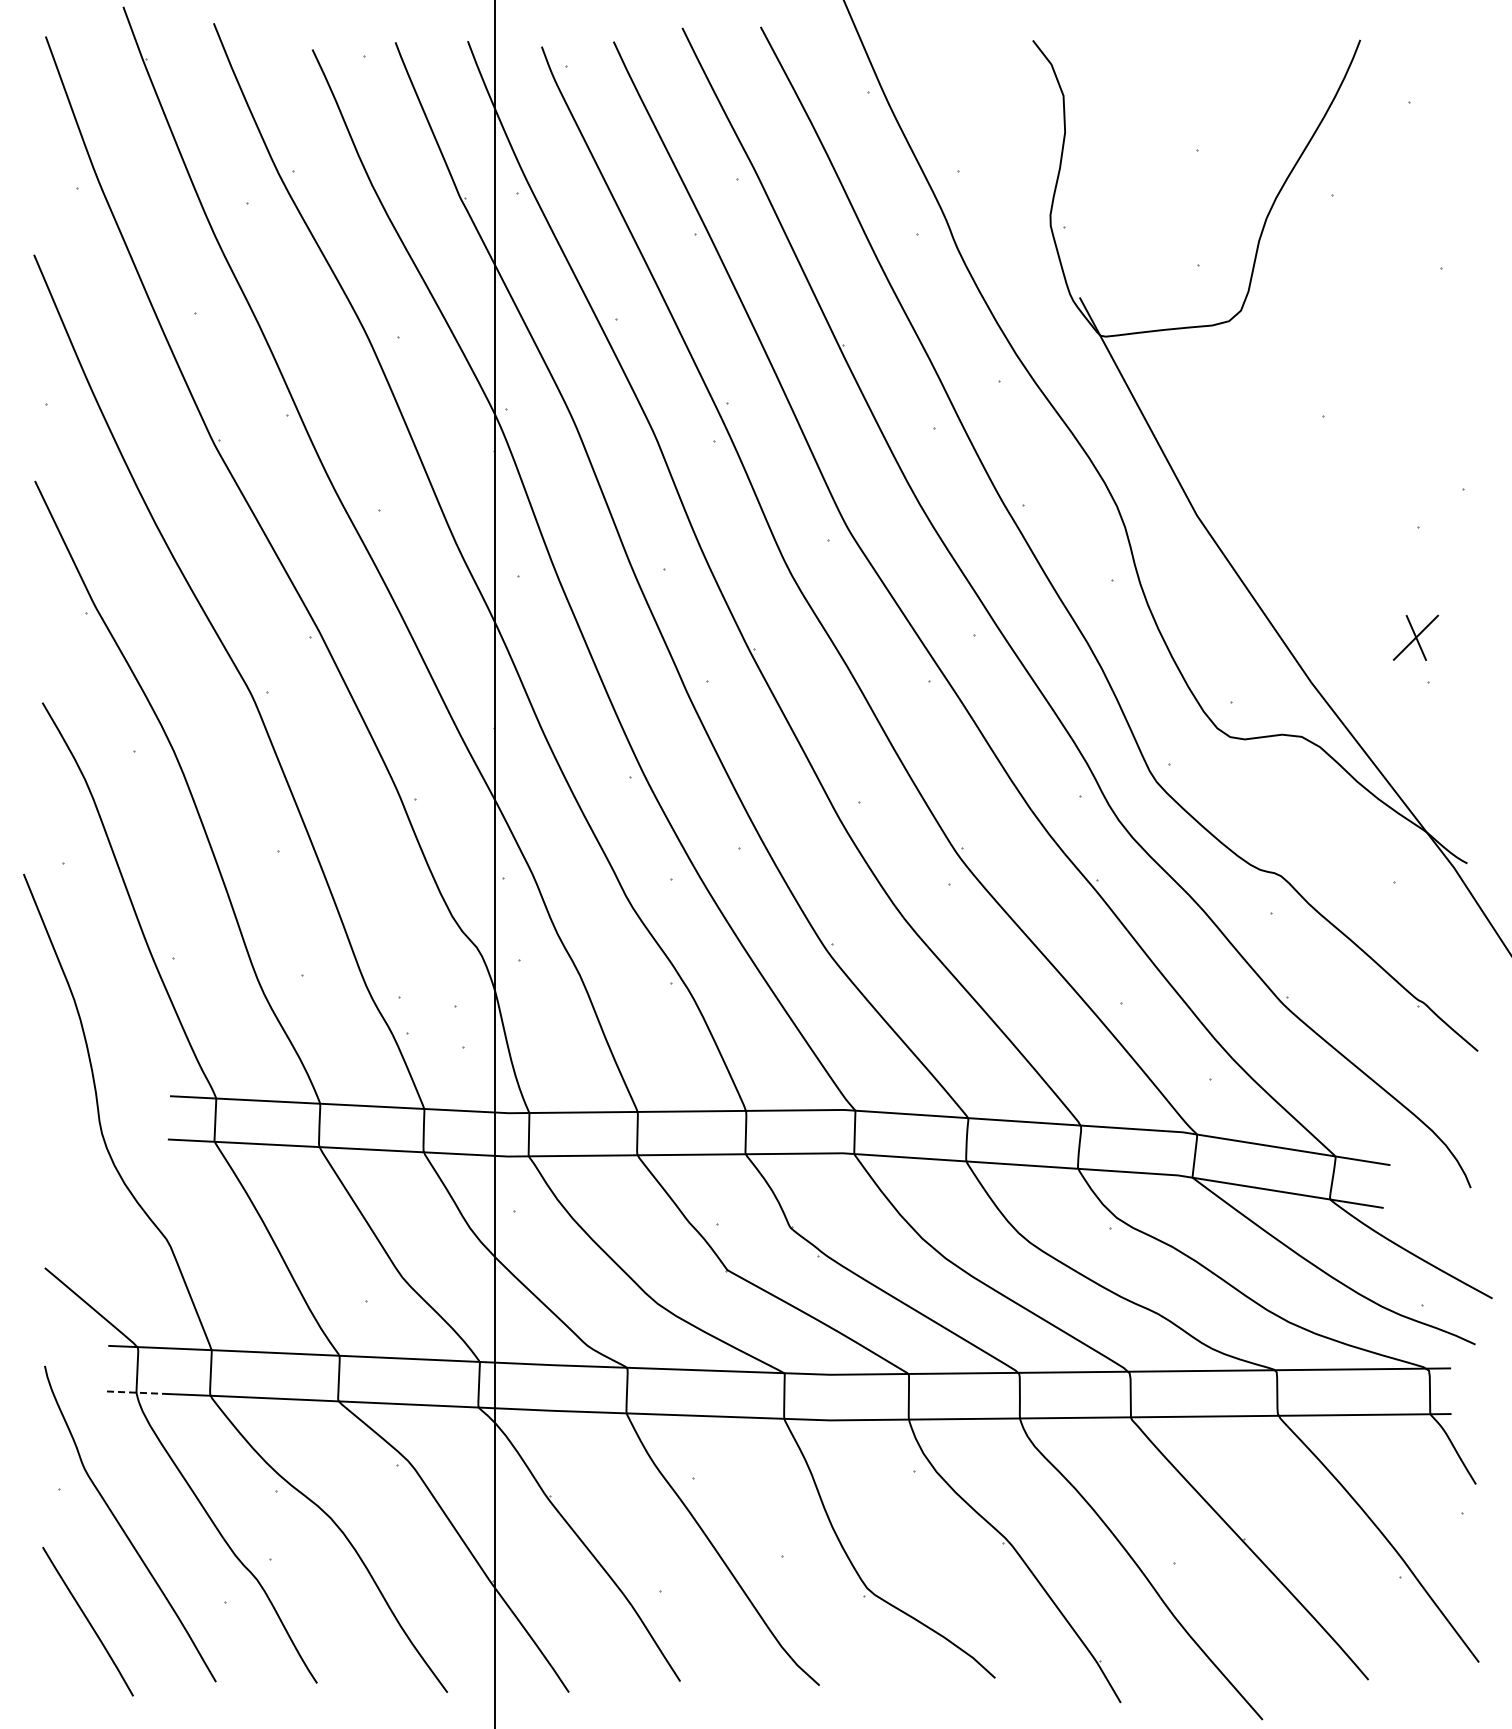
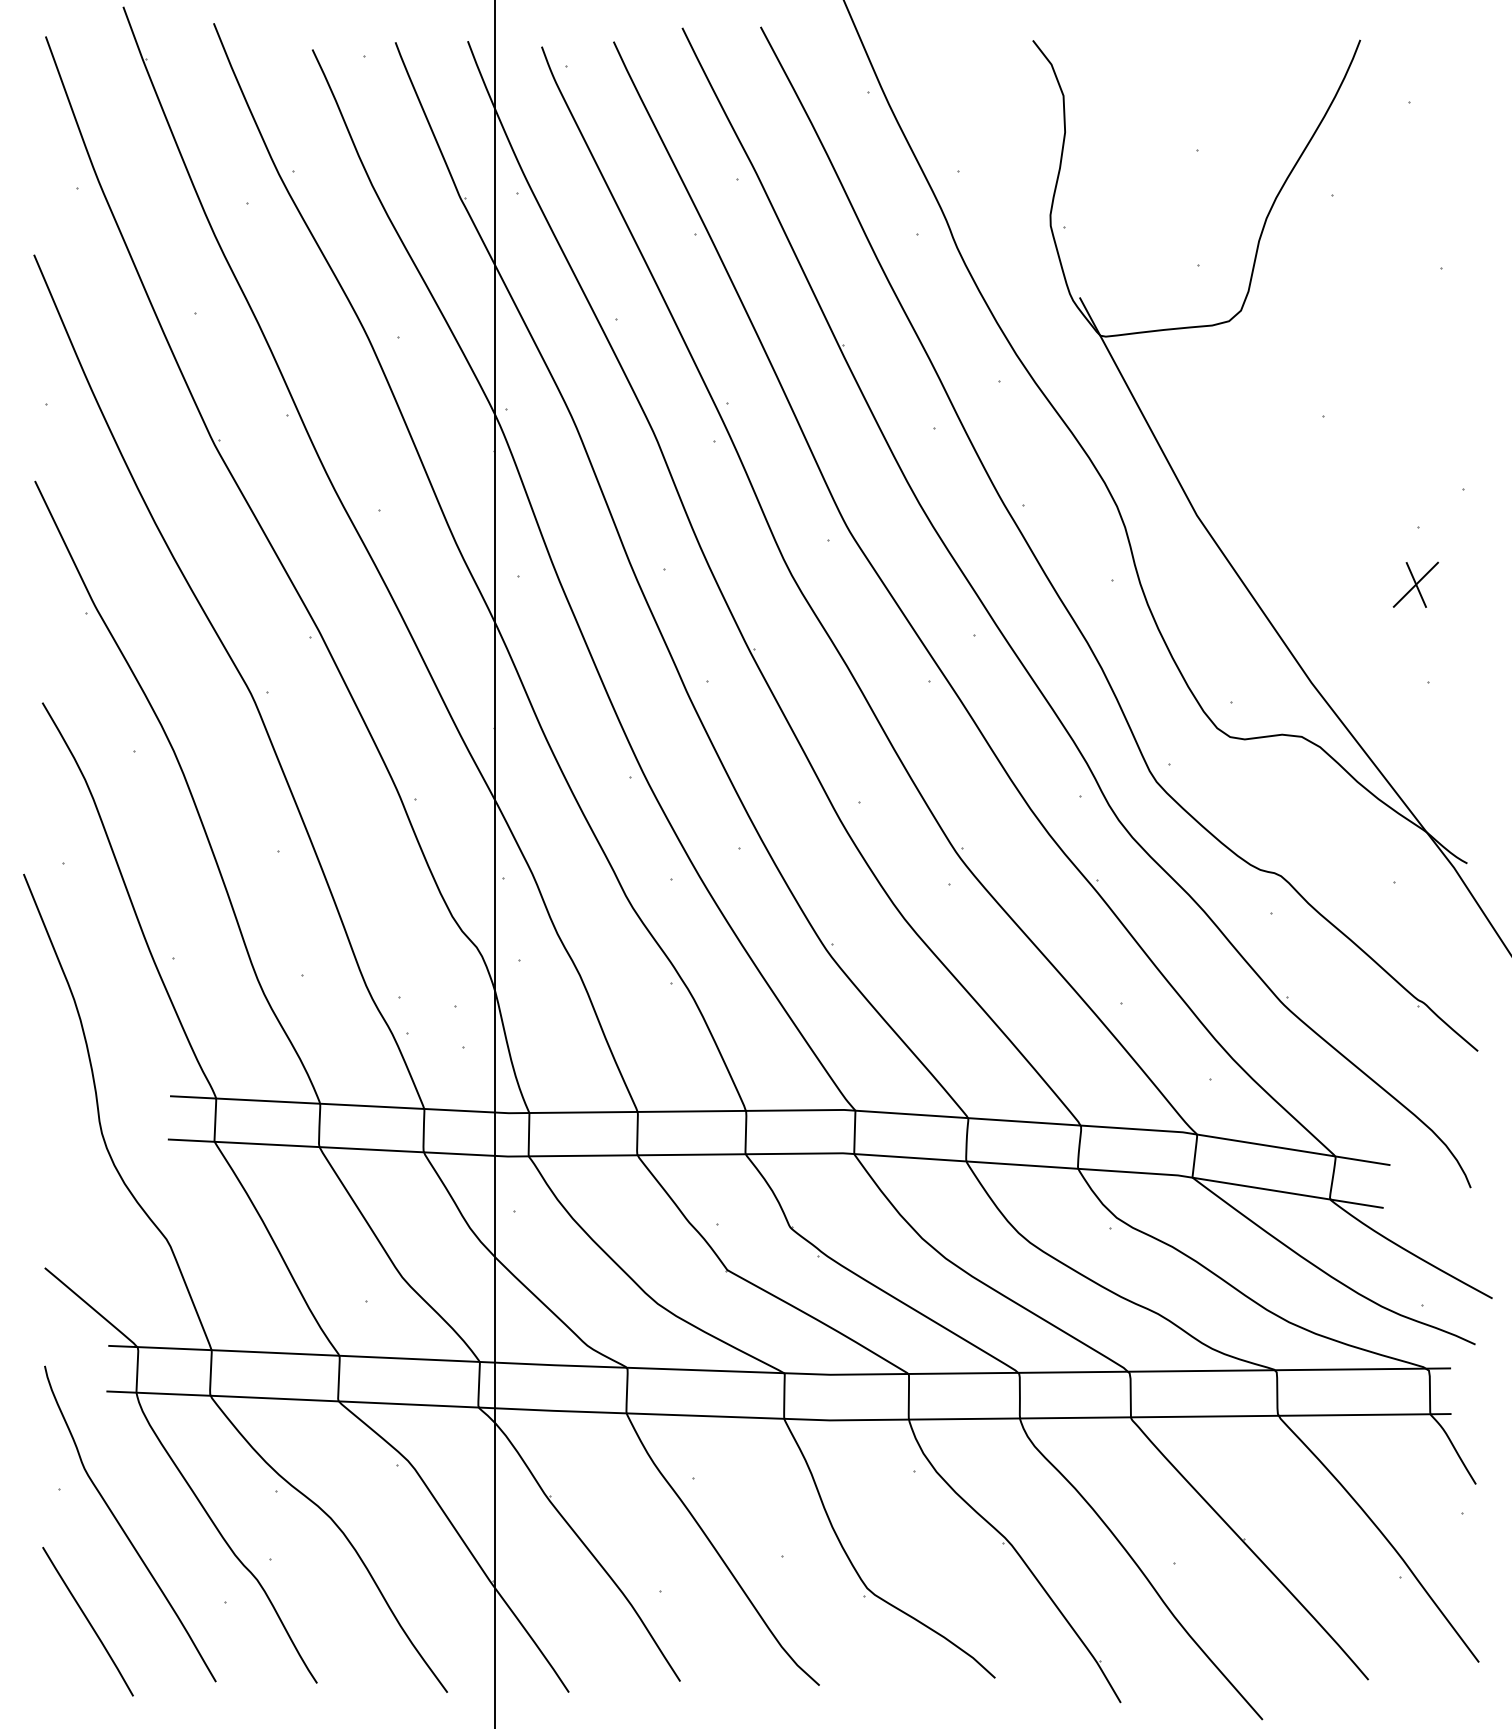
part position: (1415, 637) -> (1415, 584) (1415, 584)
line: dashed -> solid (137, 1392)
